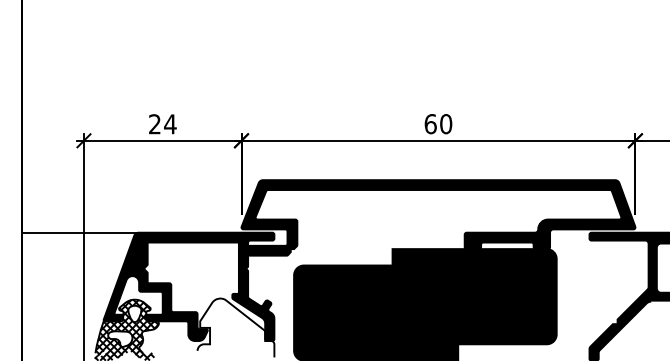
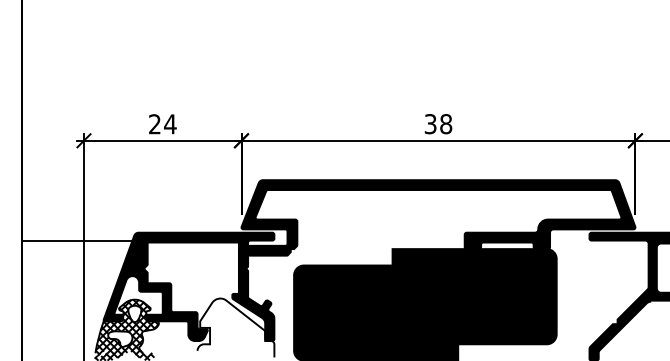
text: 60 -> 38 (438, 124)
line position: (80, 232) -> (80, 240) (80, 240)
